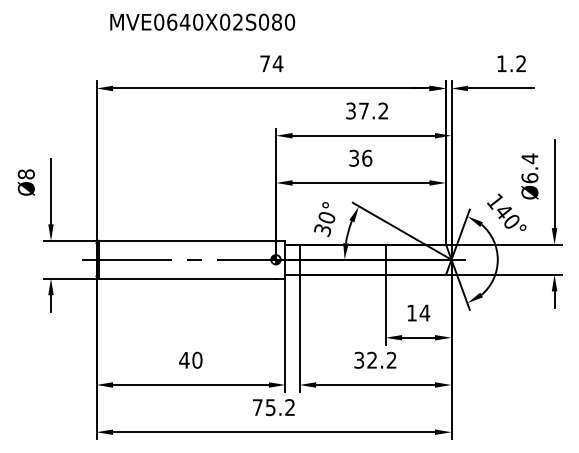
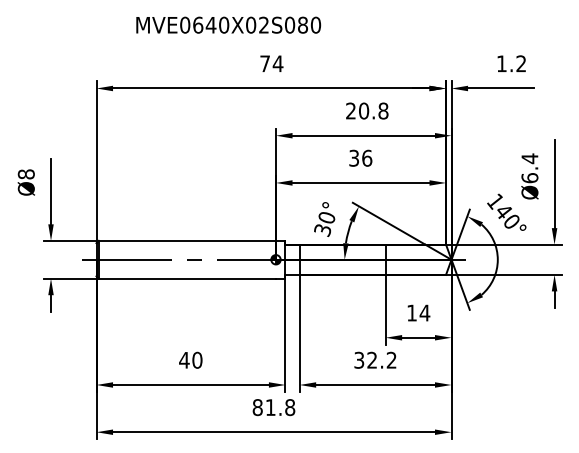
text position: (202, 21) -> (228, 24) (228, 24)
text: 37.2 -> 20.8 (367, 110)
text: 75.2 -> 81.8 (273, 407)
